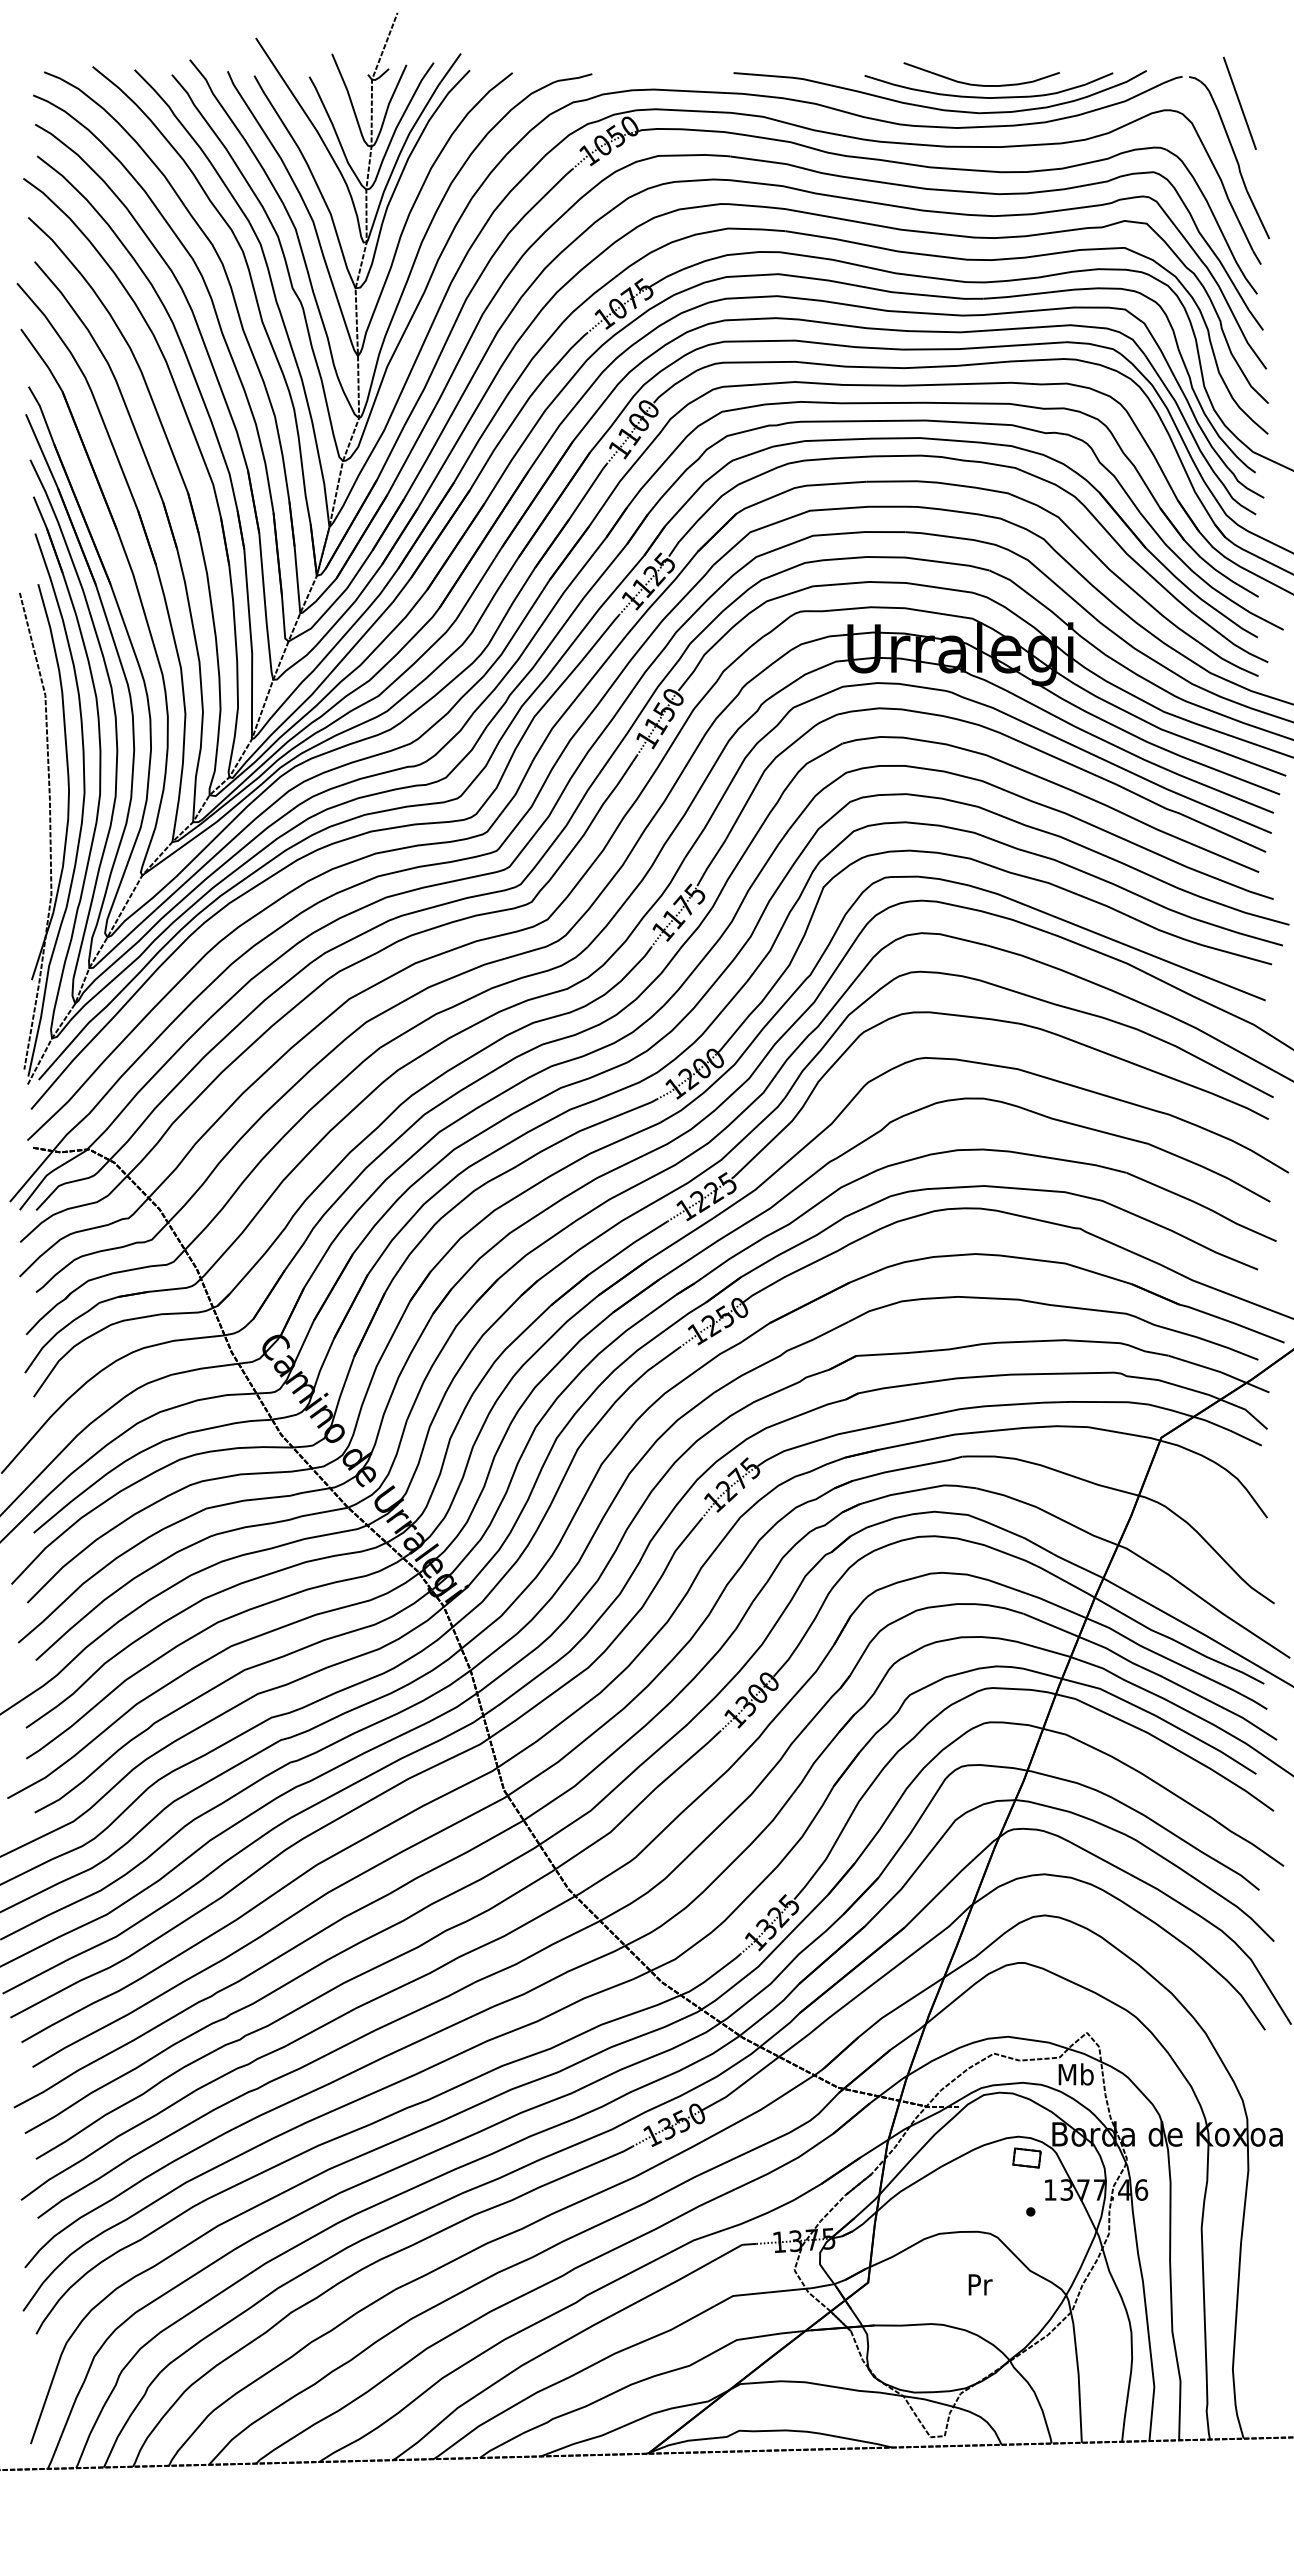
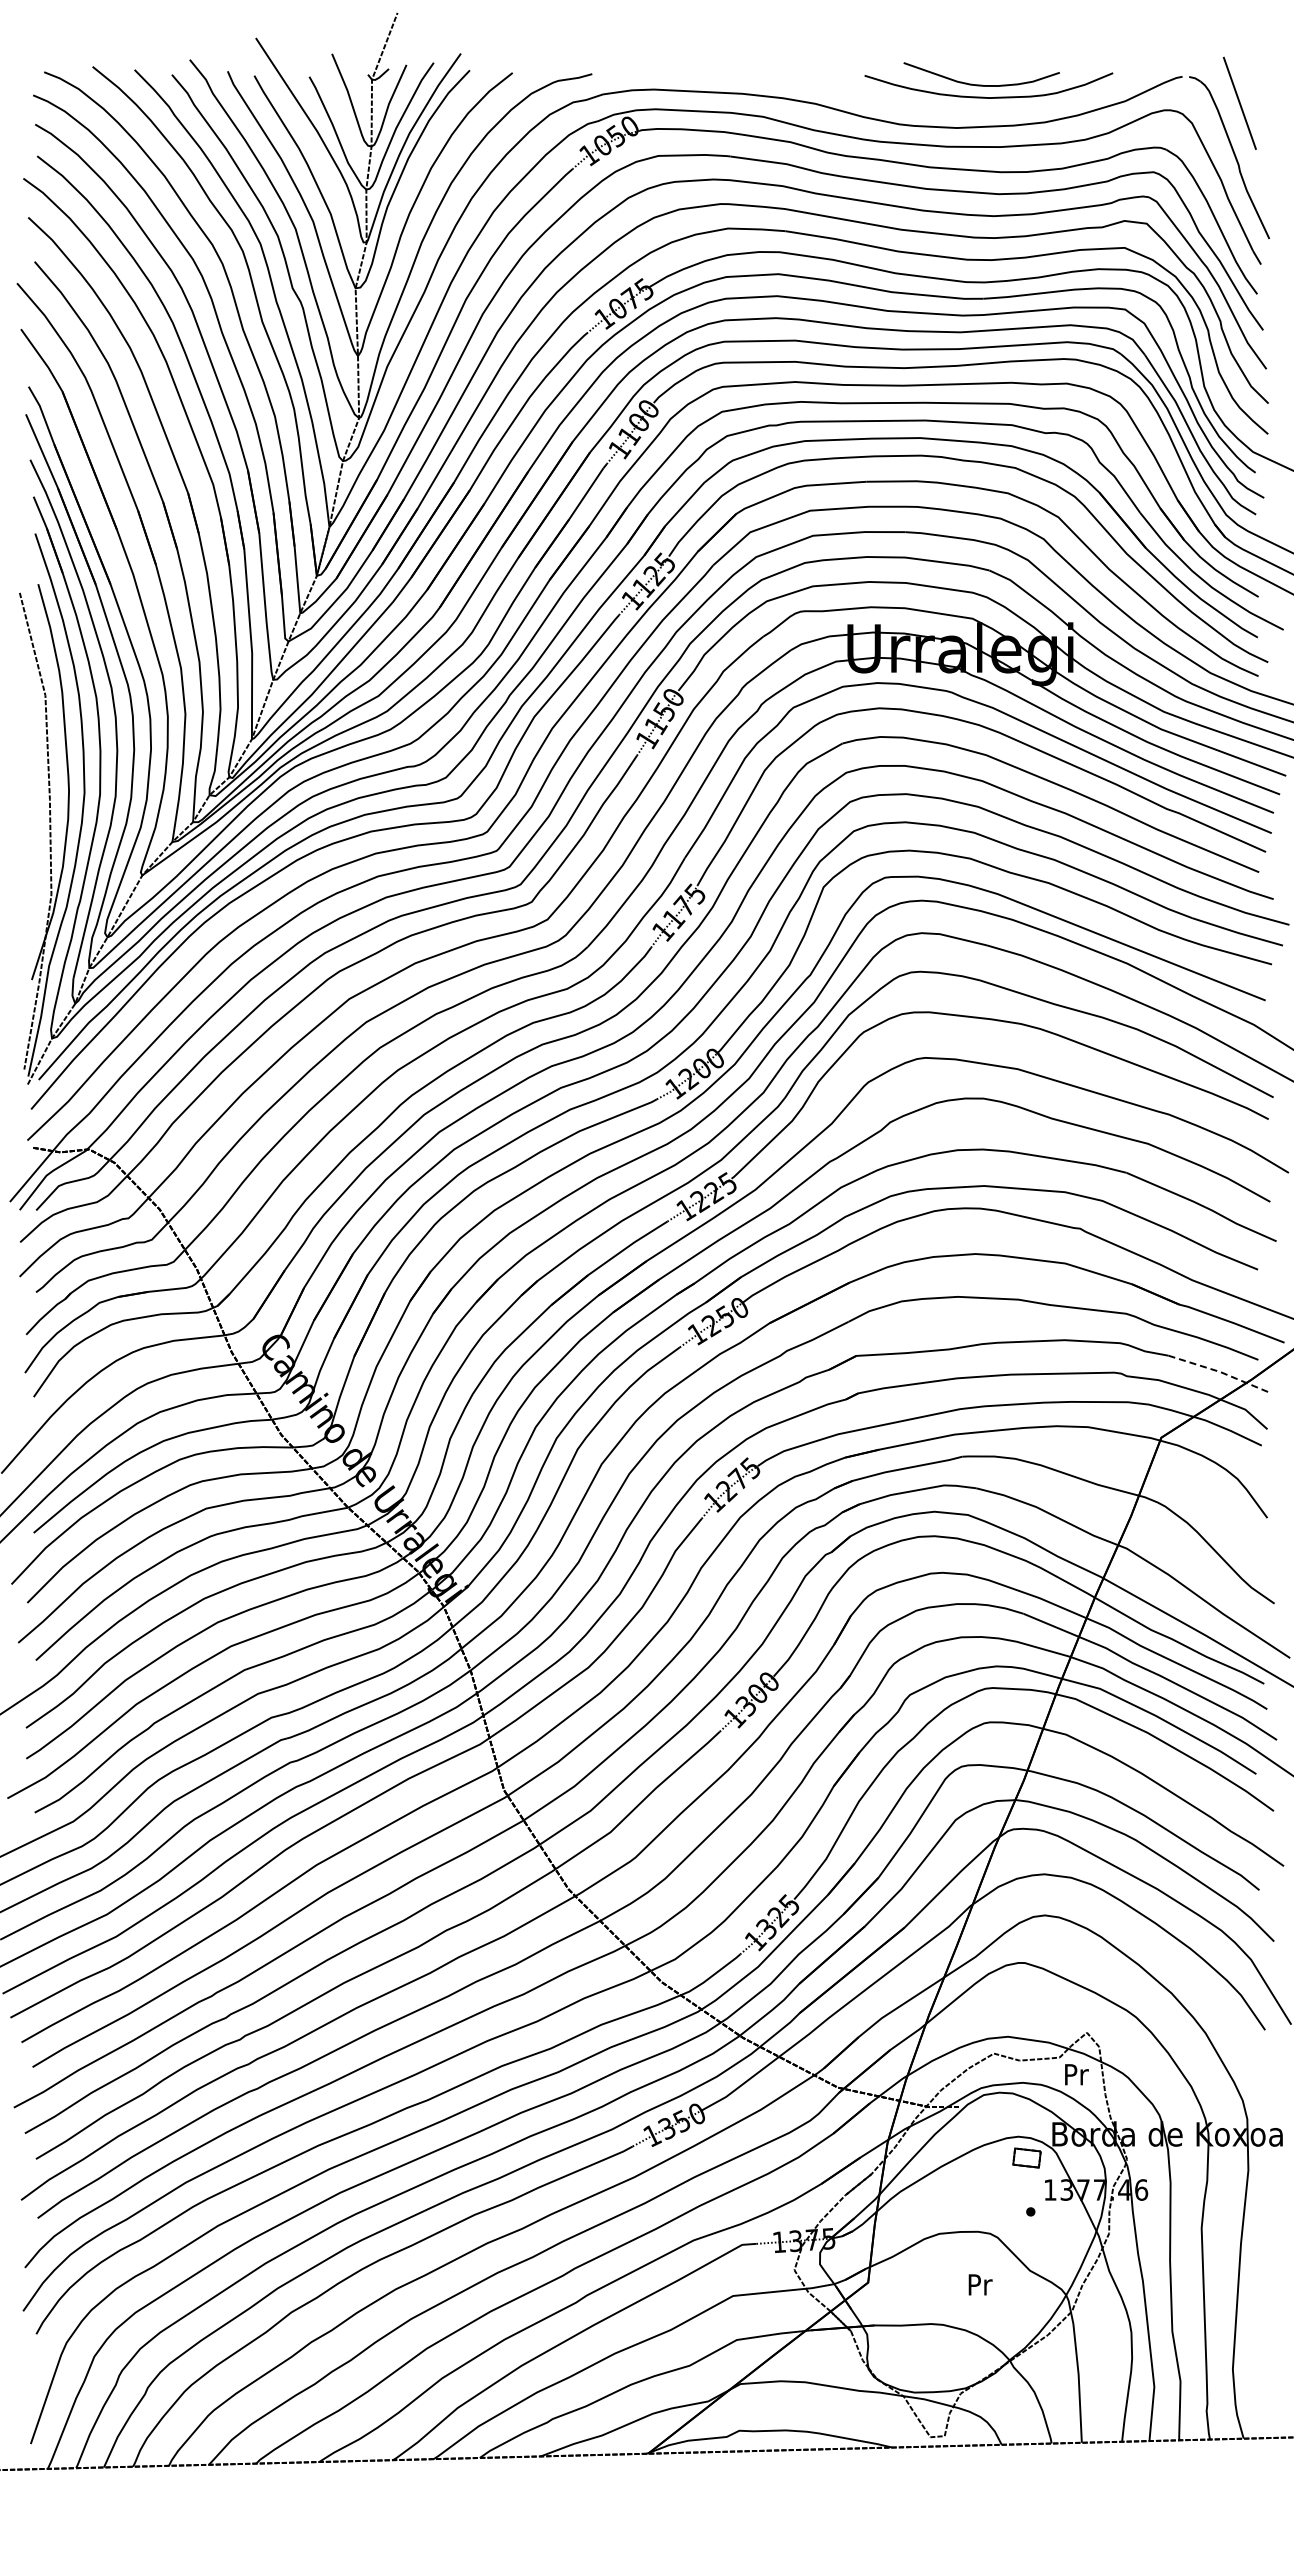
curve: present -> none (935, 107)
line: solid -> dashed (1220, 1372)
text: Mb -> Pr (1075, 2074)
